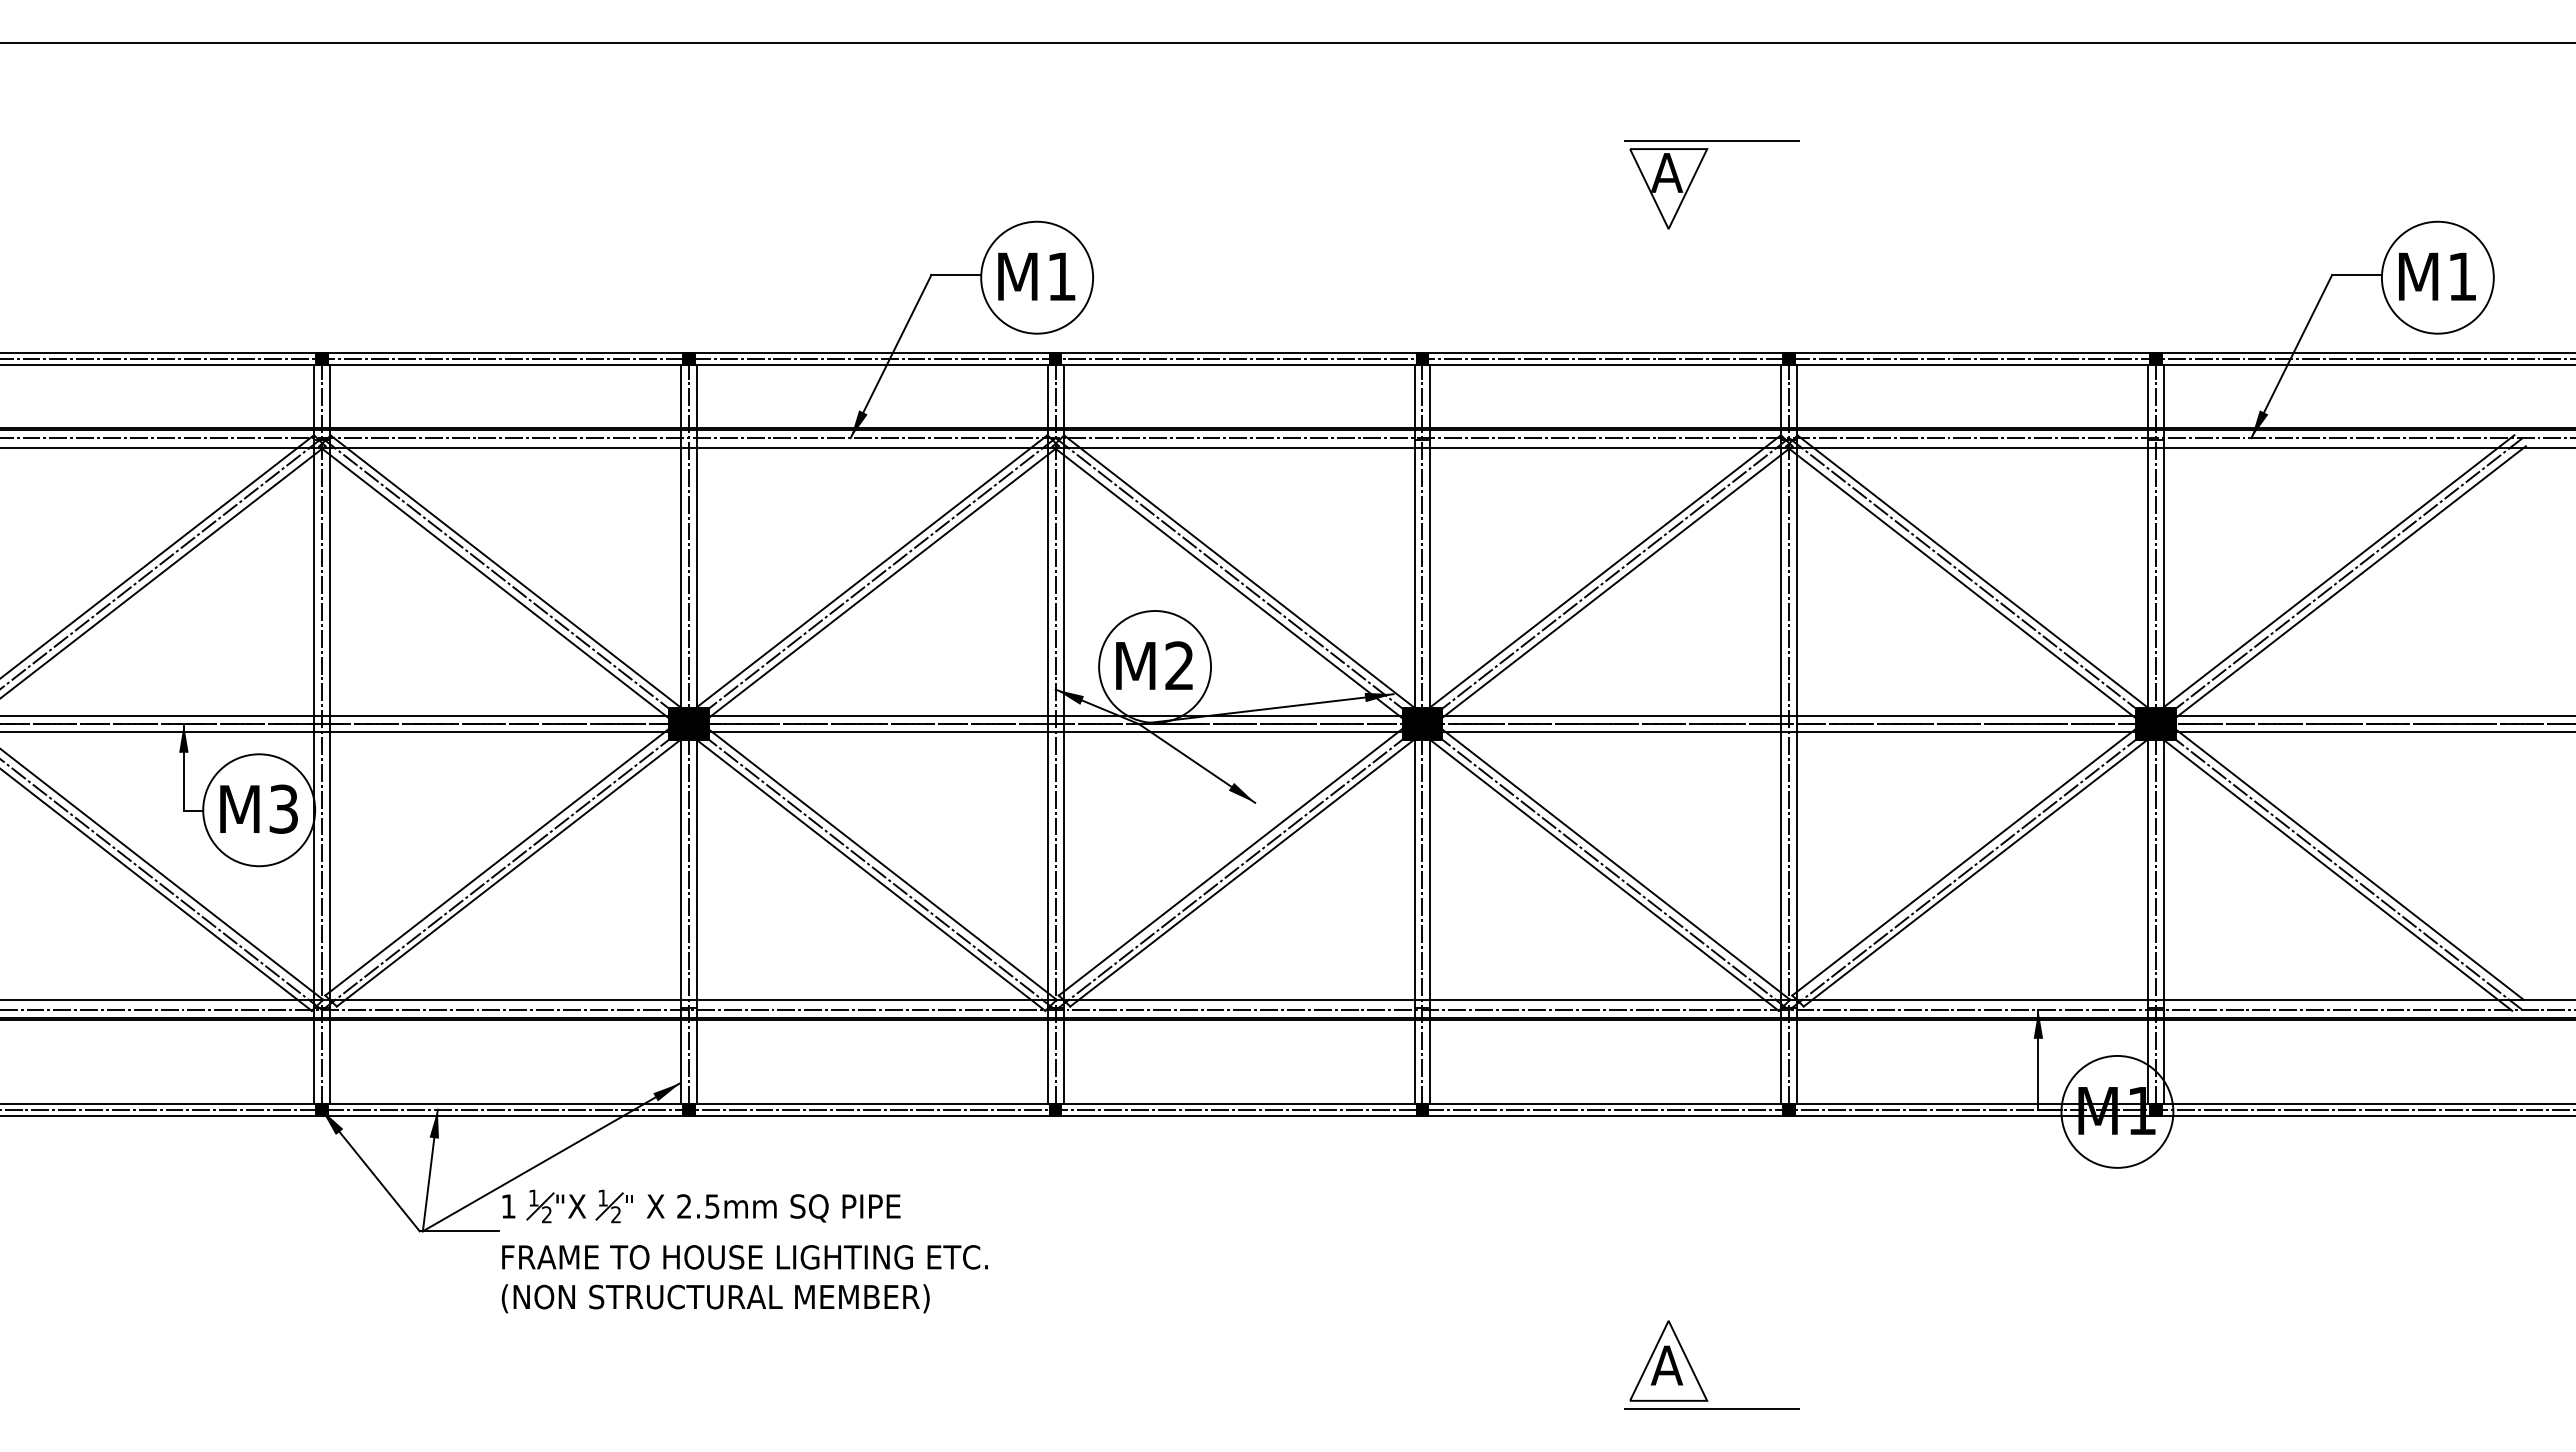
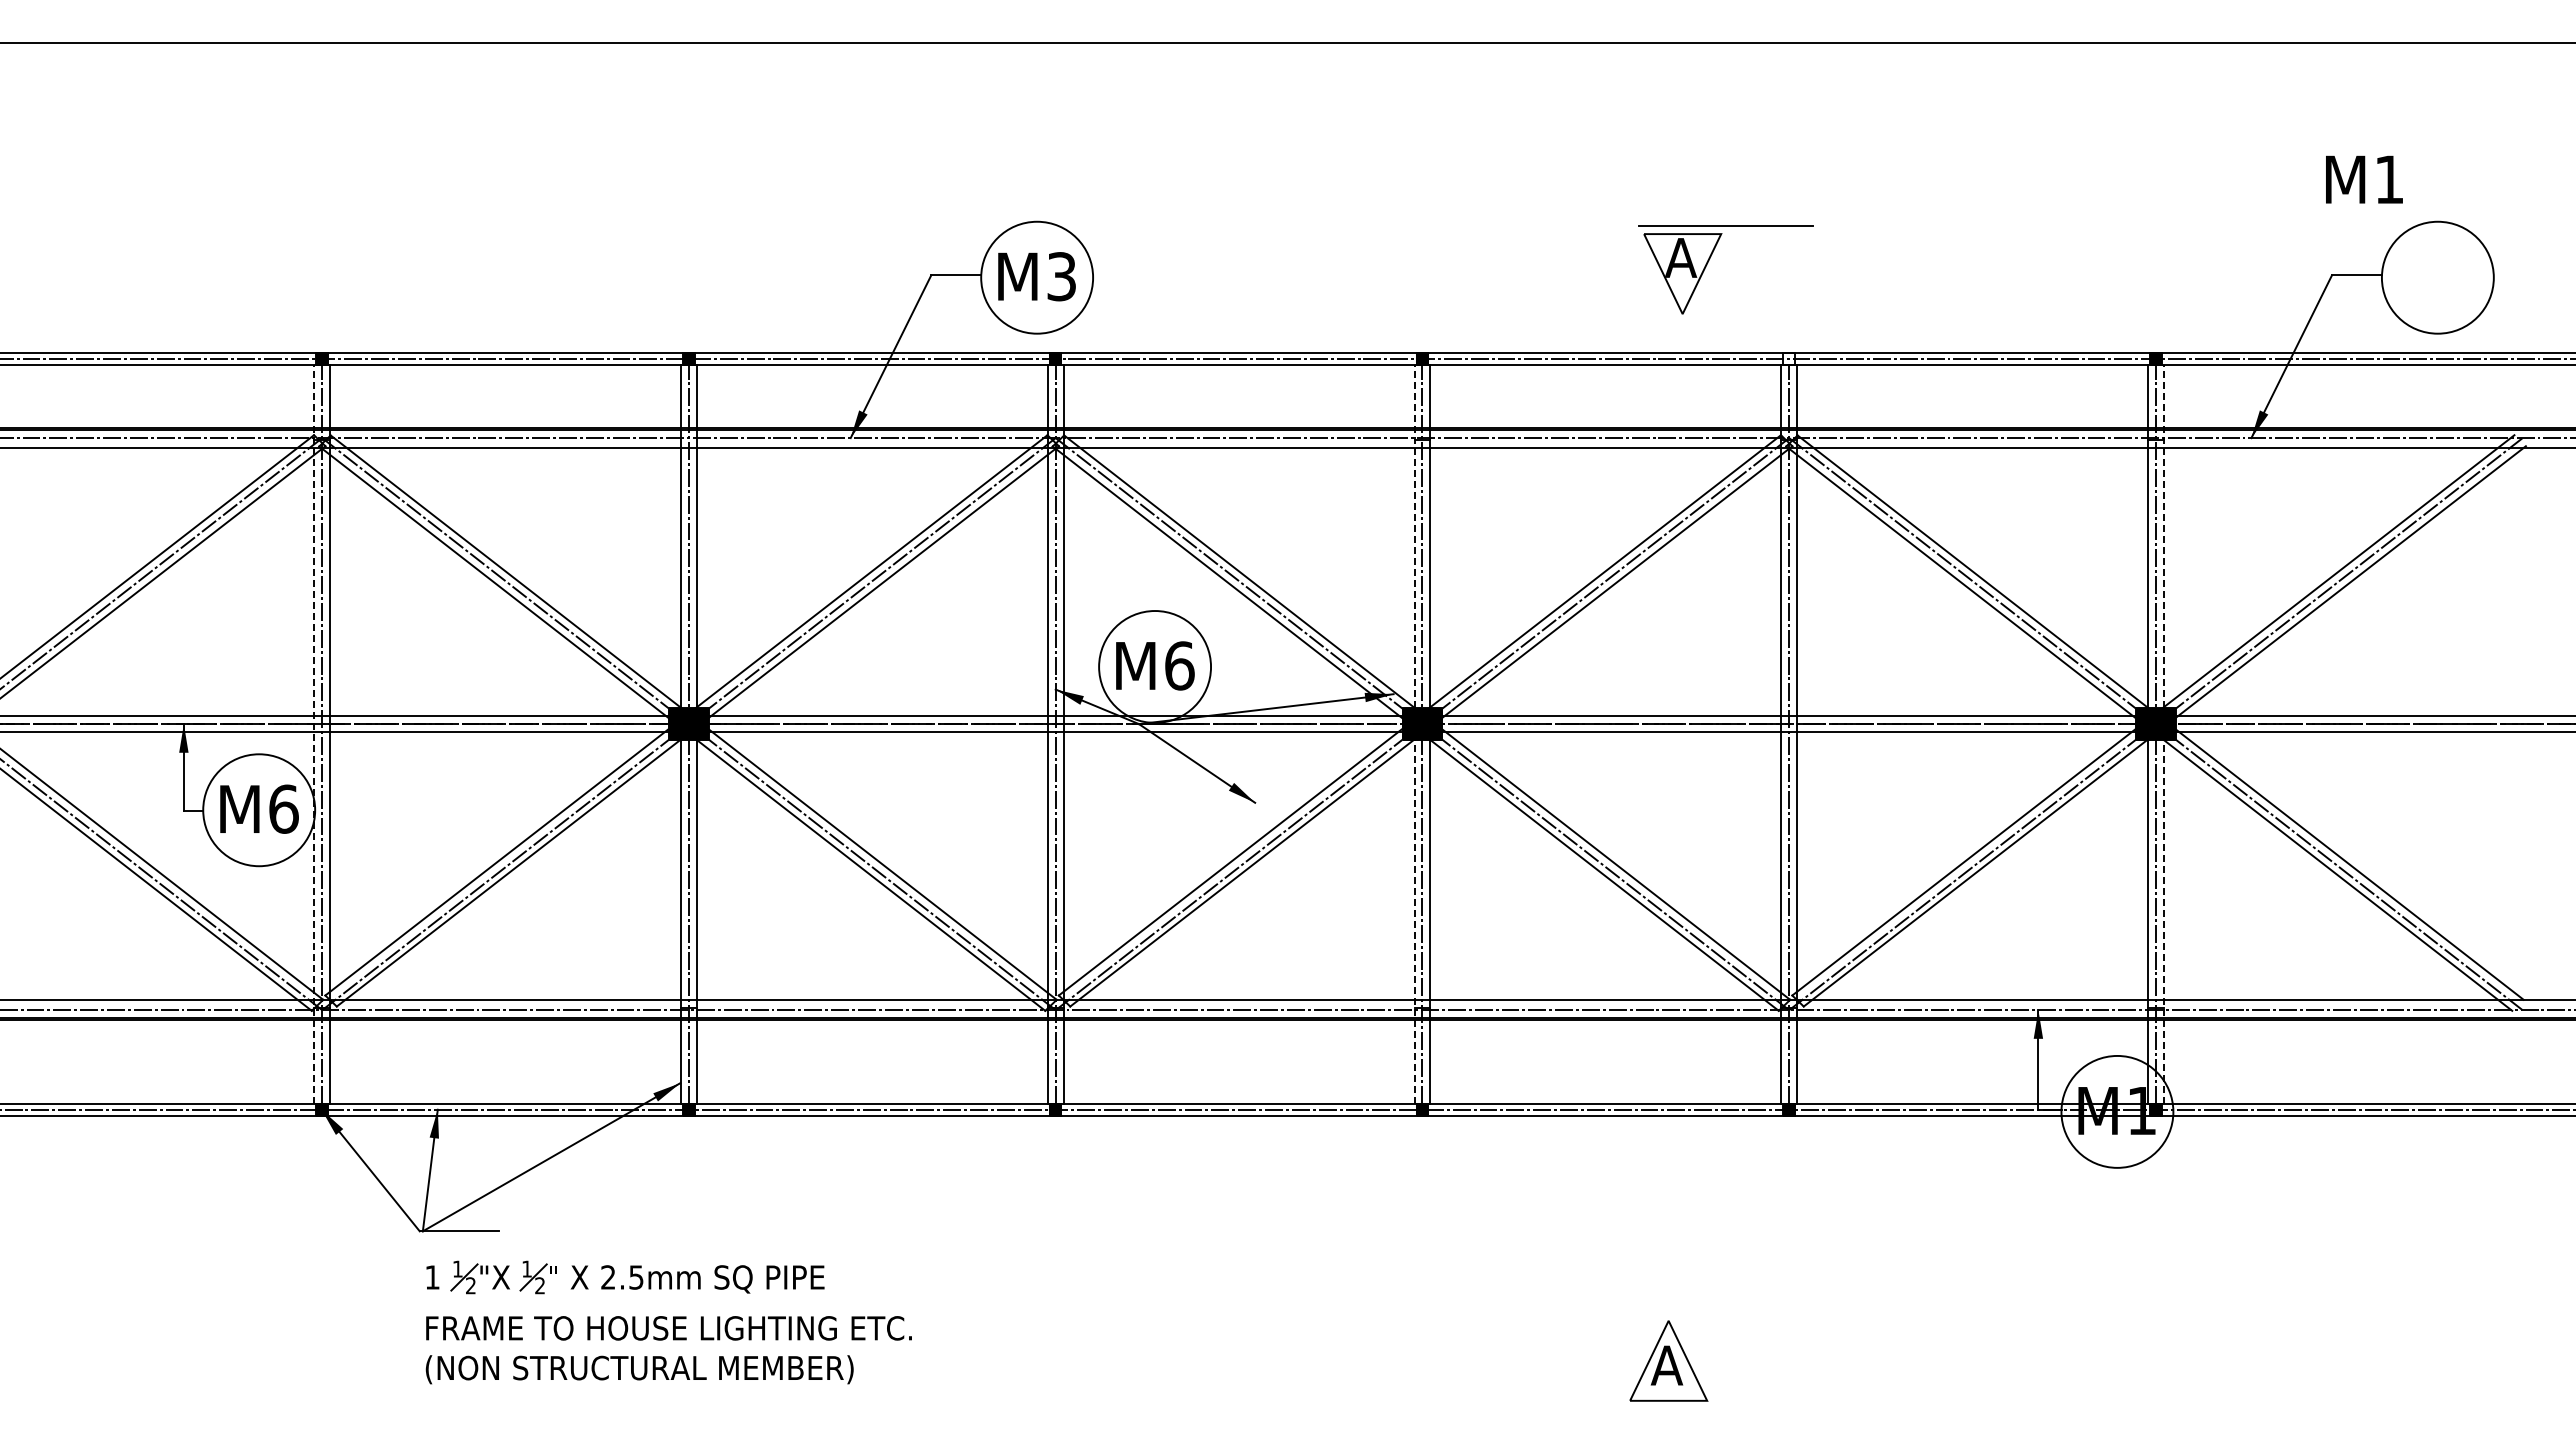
part position: (1694, 178) -> (1708, 263) (1708, 263)
text: M1 -> M3 (1061, 276)
text position: (2437, 276) -> (2364, 179) (2364, 179)
hatch: present -> none (1789, 358)
text: M2 -> M6 (1179, 665)
line: solid -> dashed (314, 733)
line: solid -> dashed (1414, 733)
line: solid -> dashed (2163, 733)
text: M3 -> M6 (283, 808)
part position: (744, 1251) -> (668, 1322) (668, 1322)
line: present -> none (1711, 1408)
